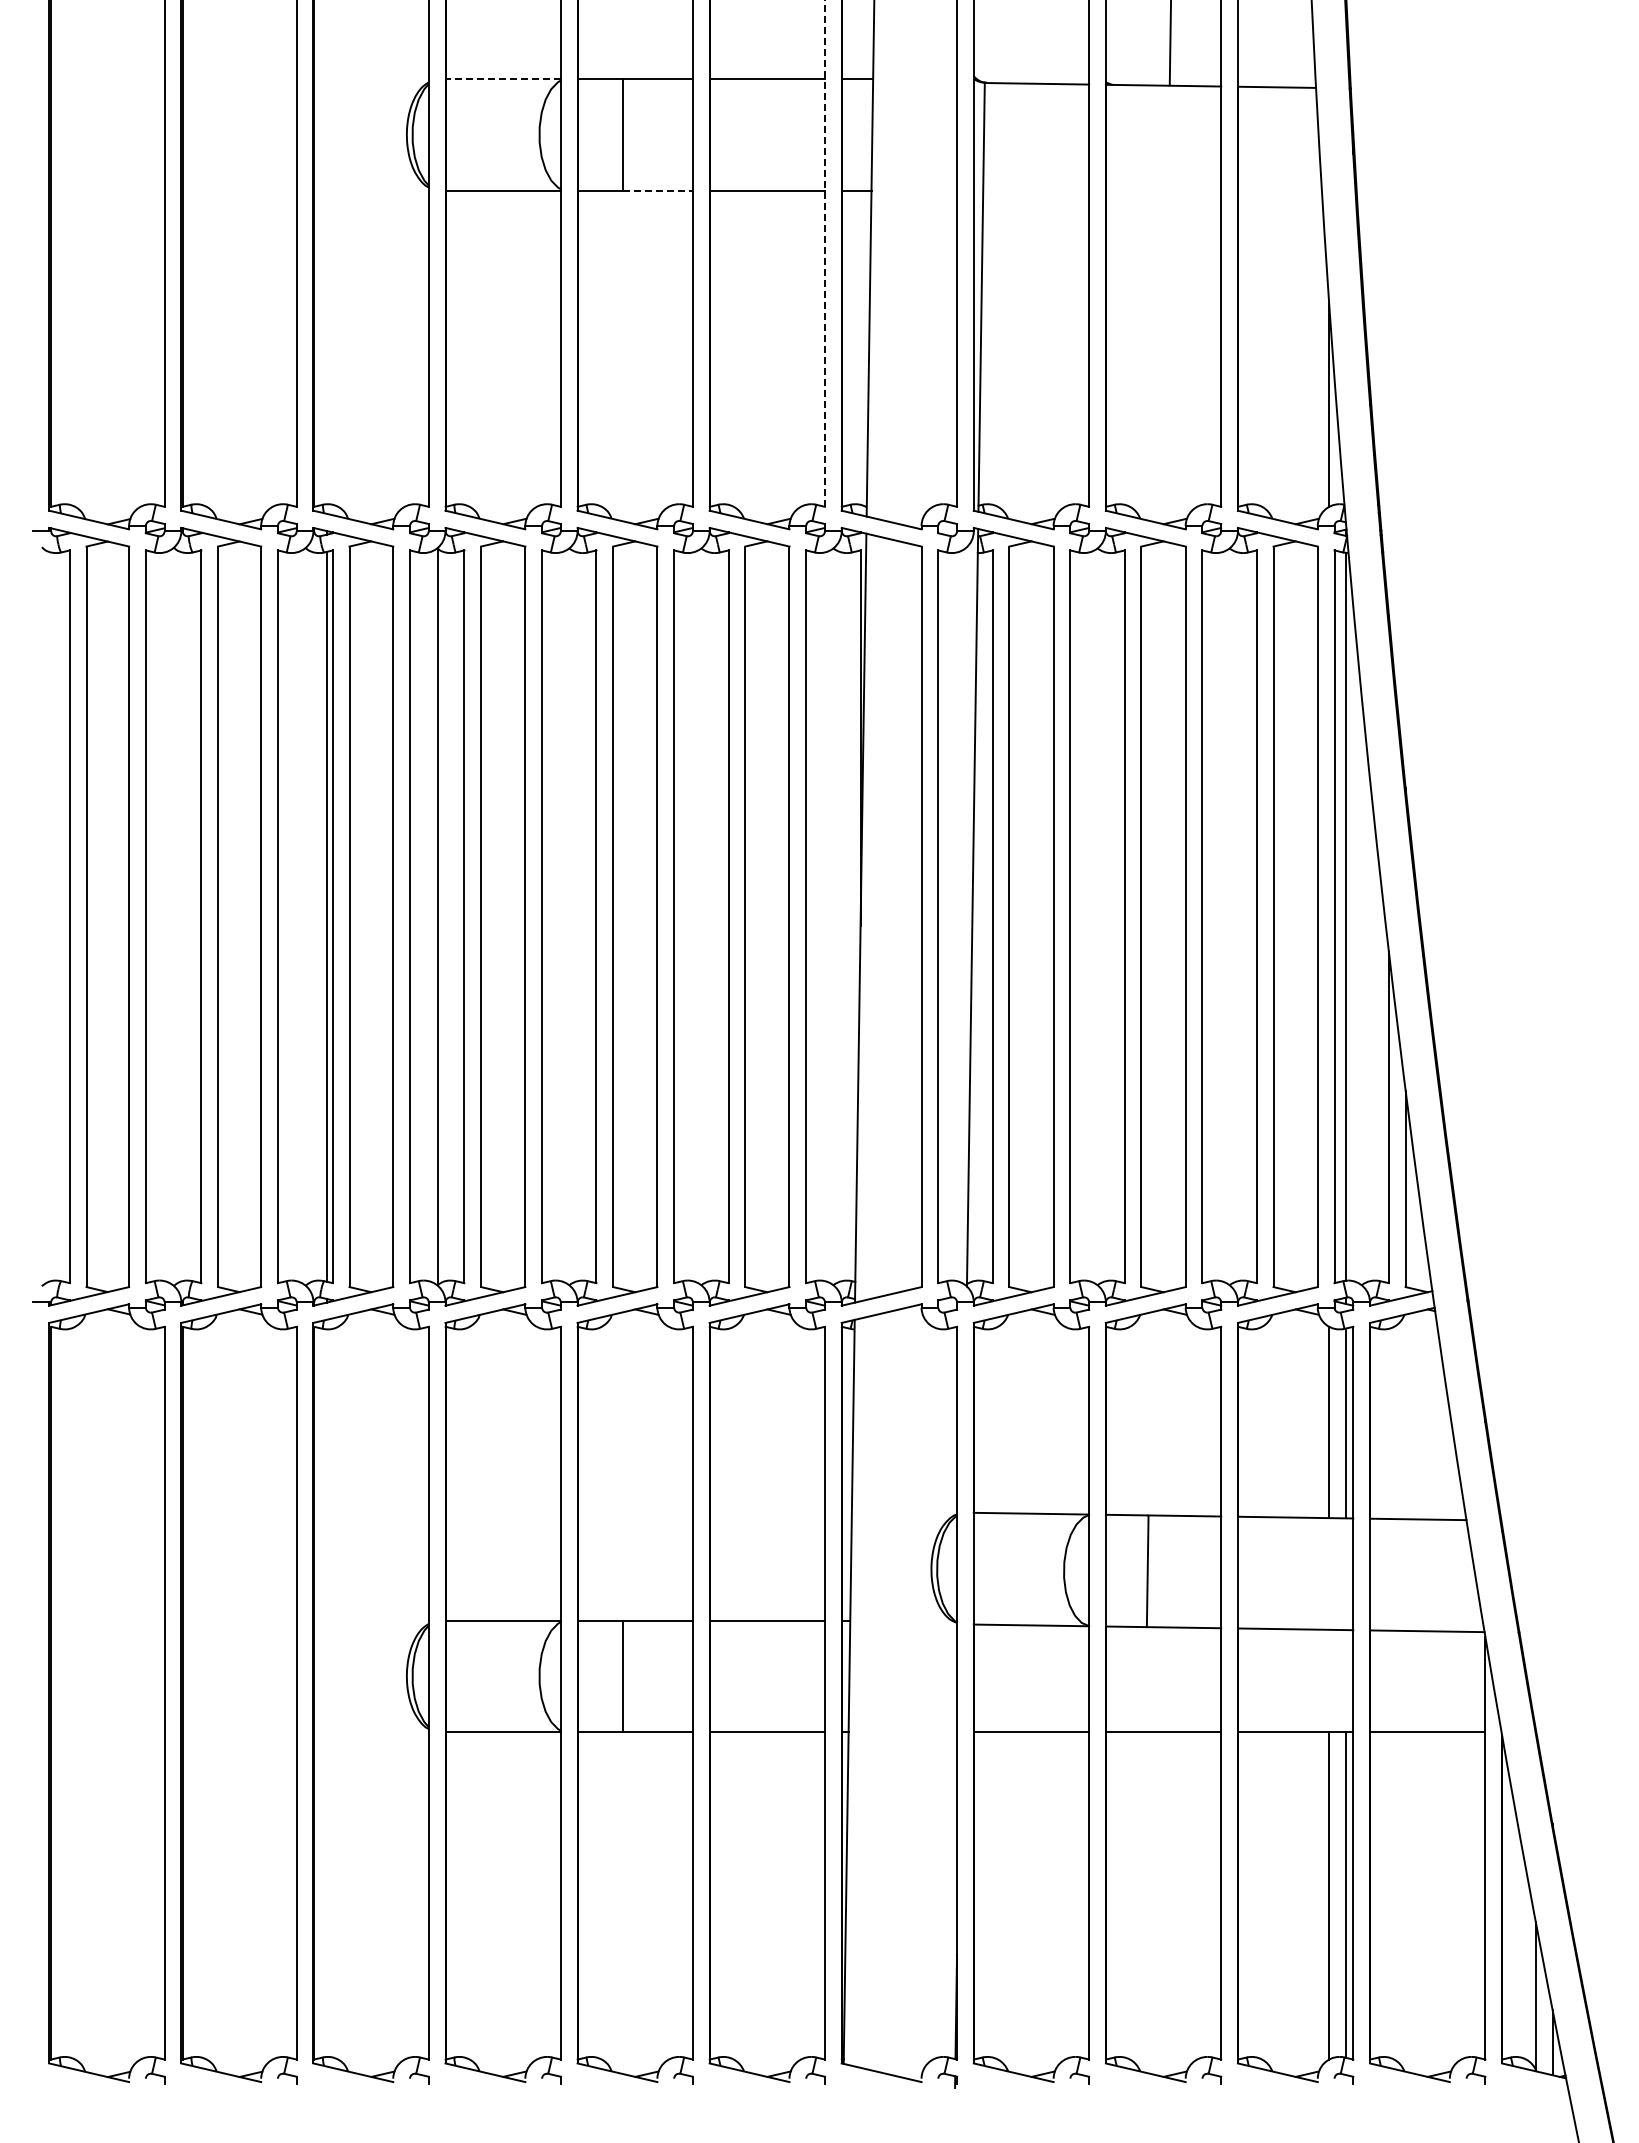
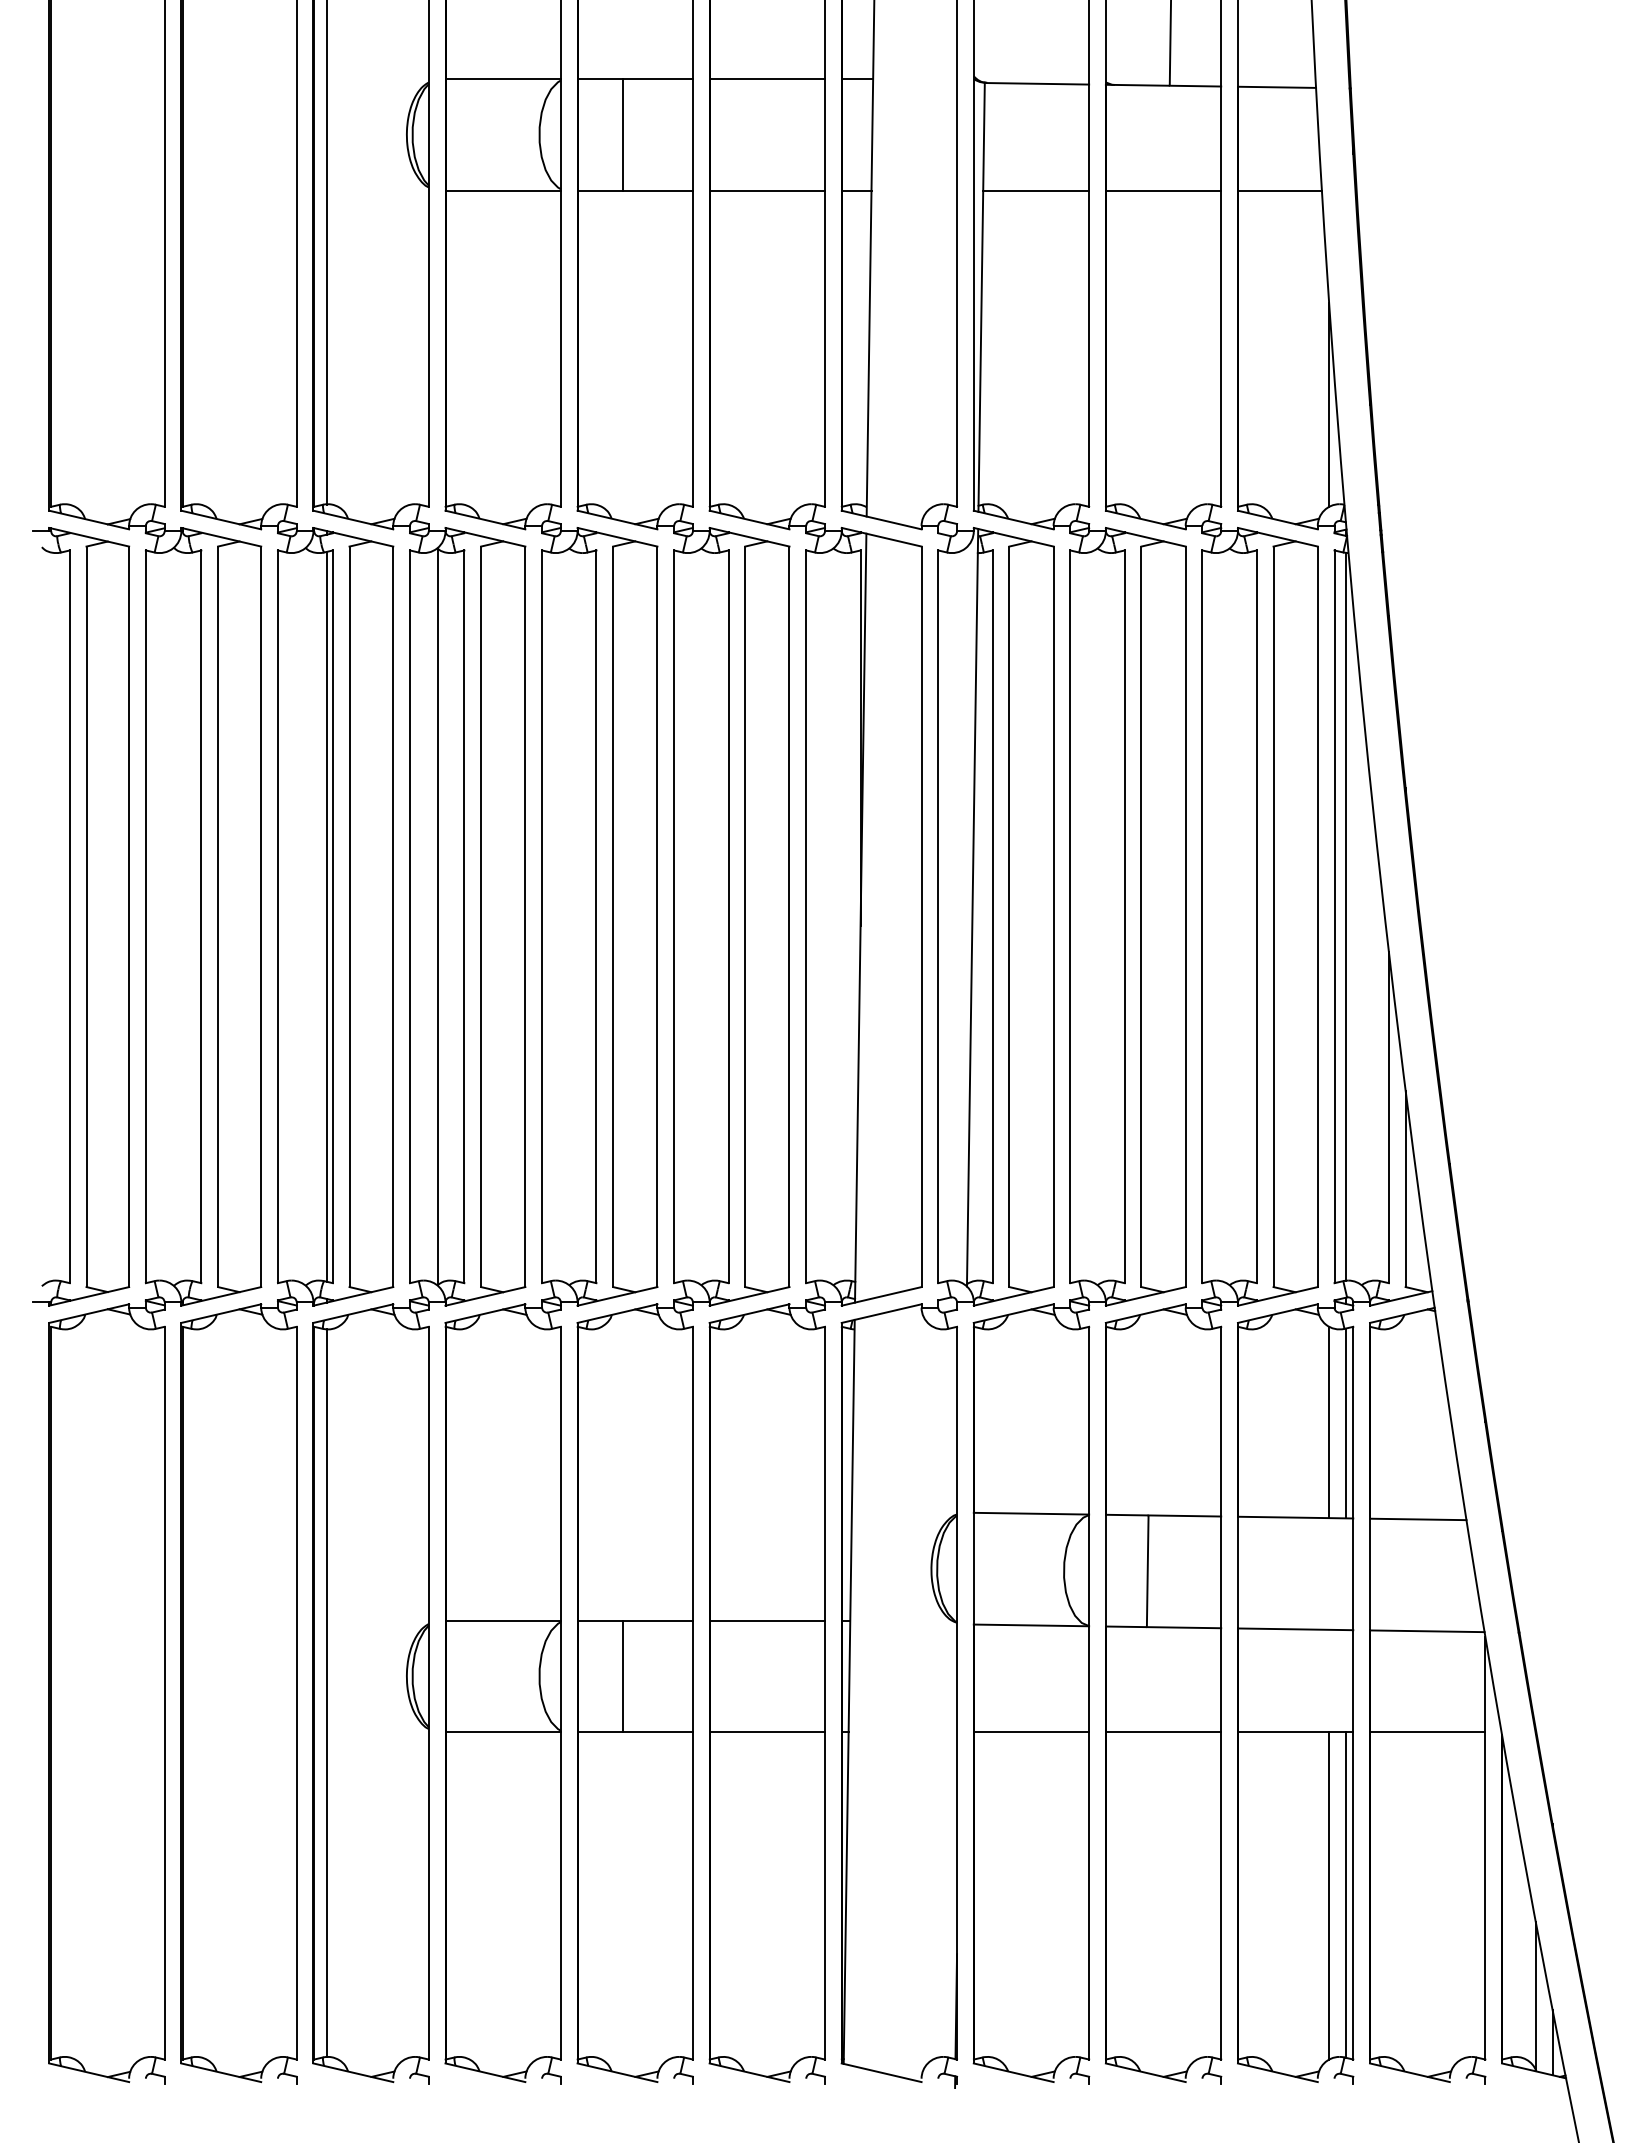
line: dashed -> solid (503, 79)
line: dashed -> solid (658, 190)
line: none -> present (1036, 190)
line: none -> present (1163, 190)
line: none -> present (1279, 190)
line: none -> present (326, 253)
line: dashed -> solid (824, 253)
line: none -> present (326, 1693)
